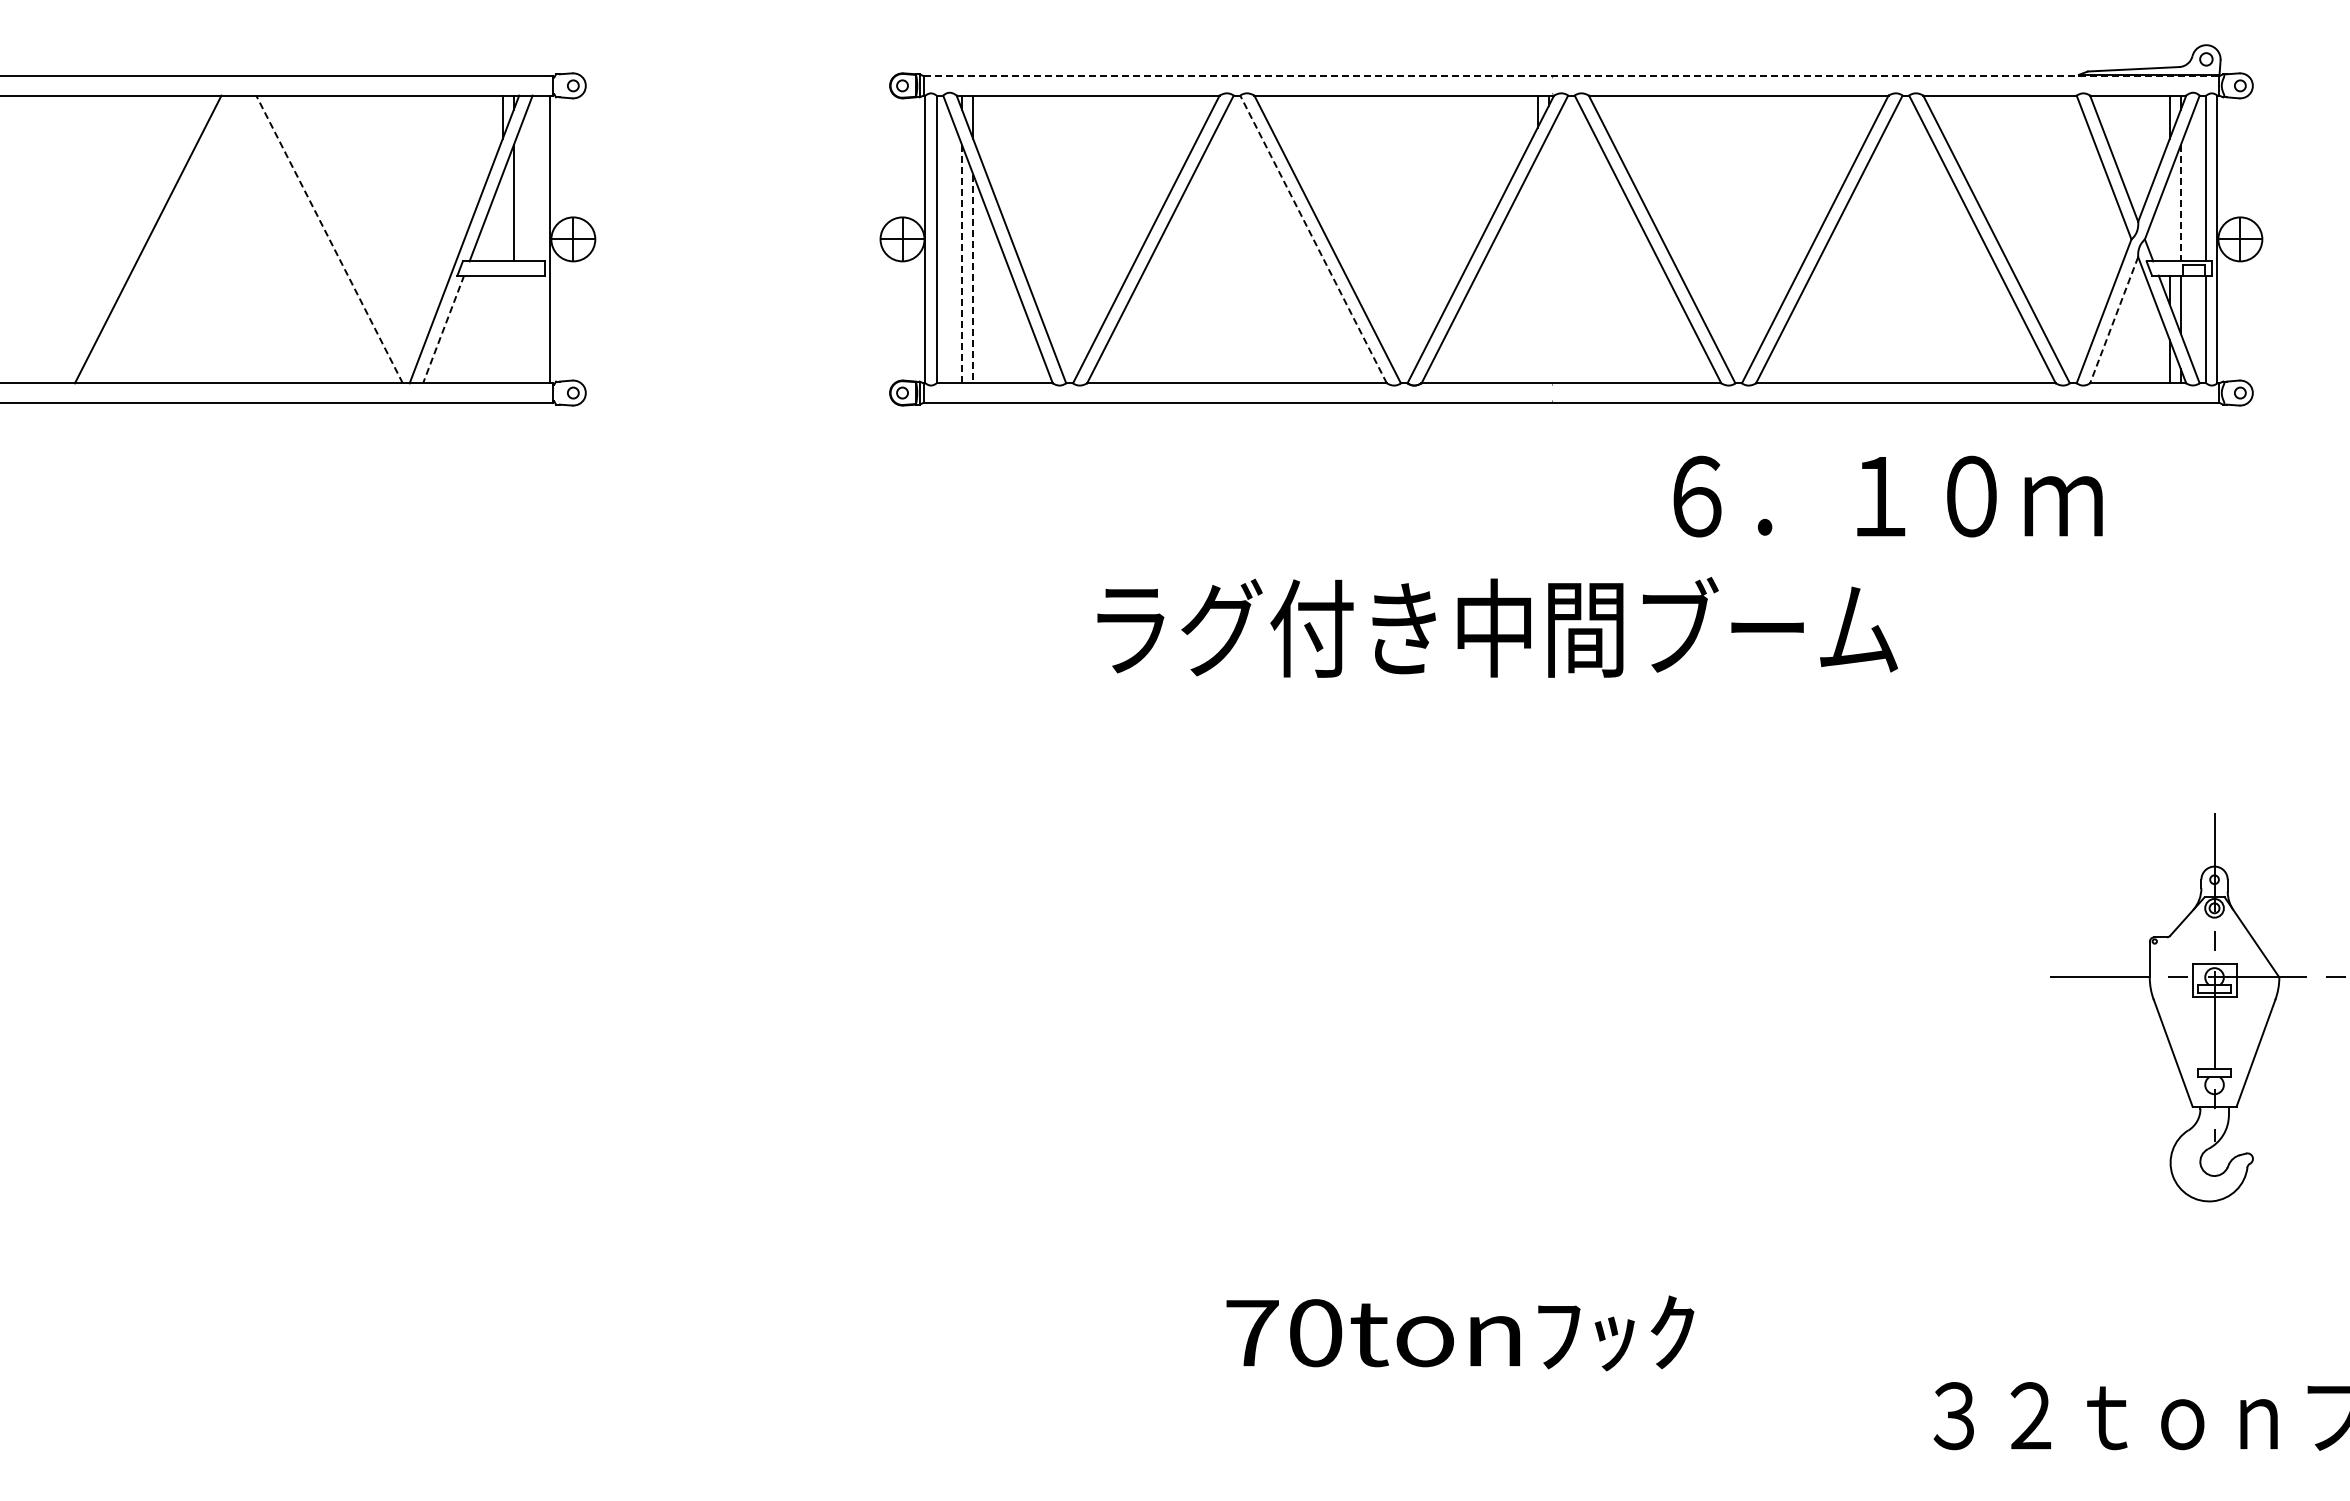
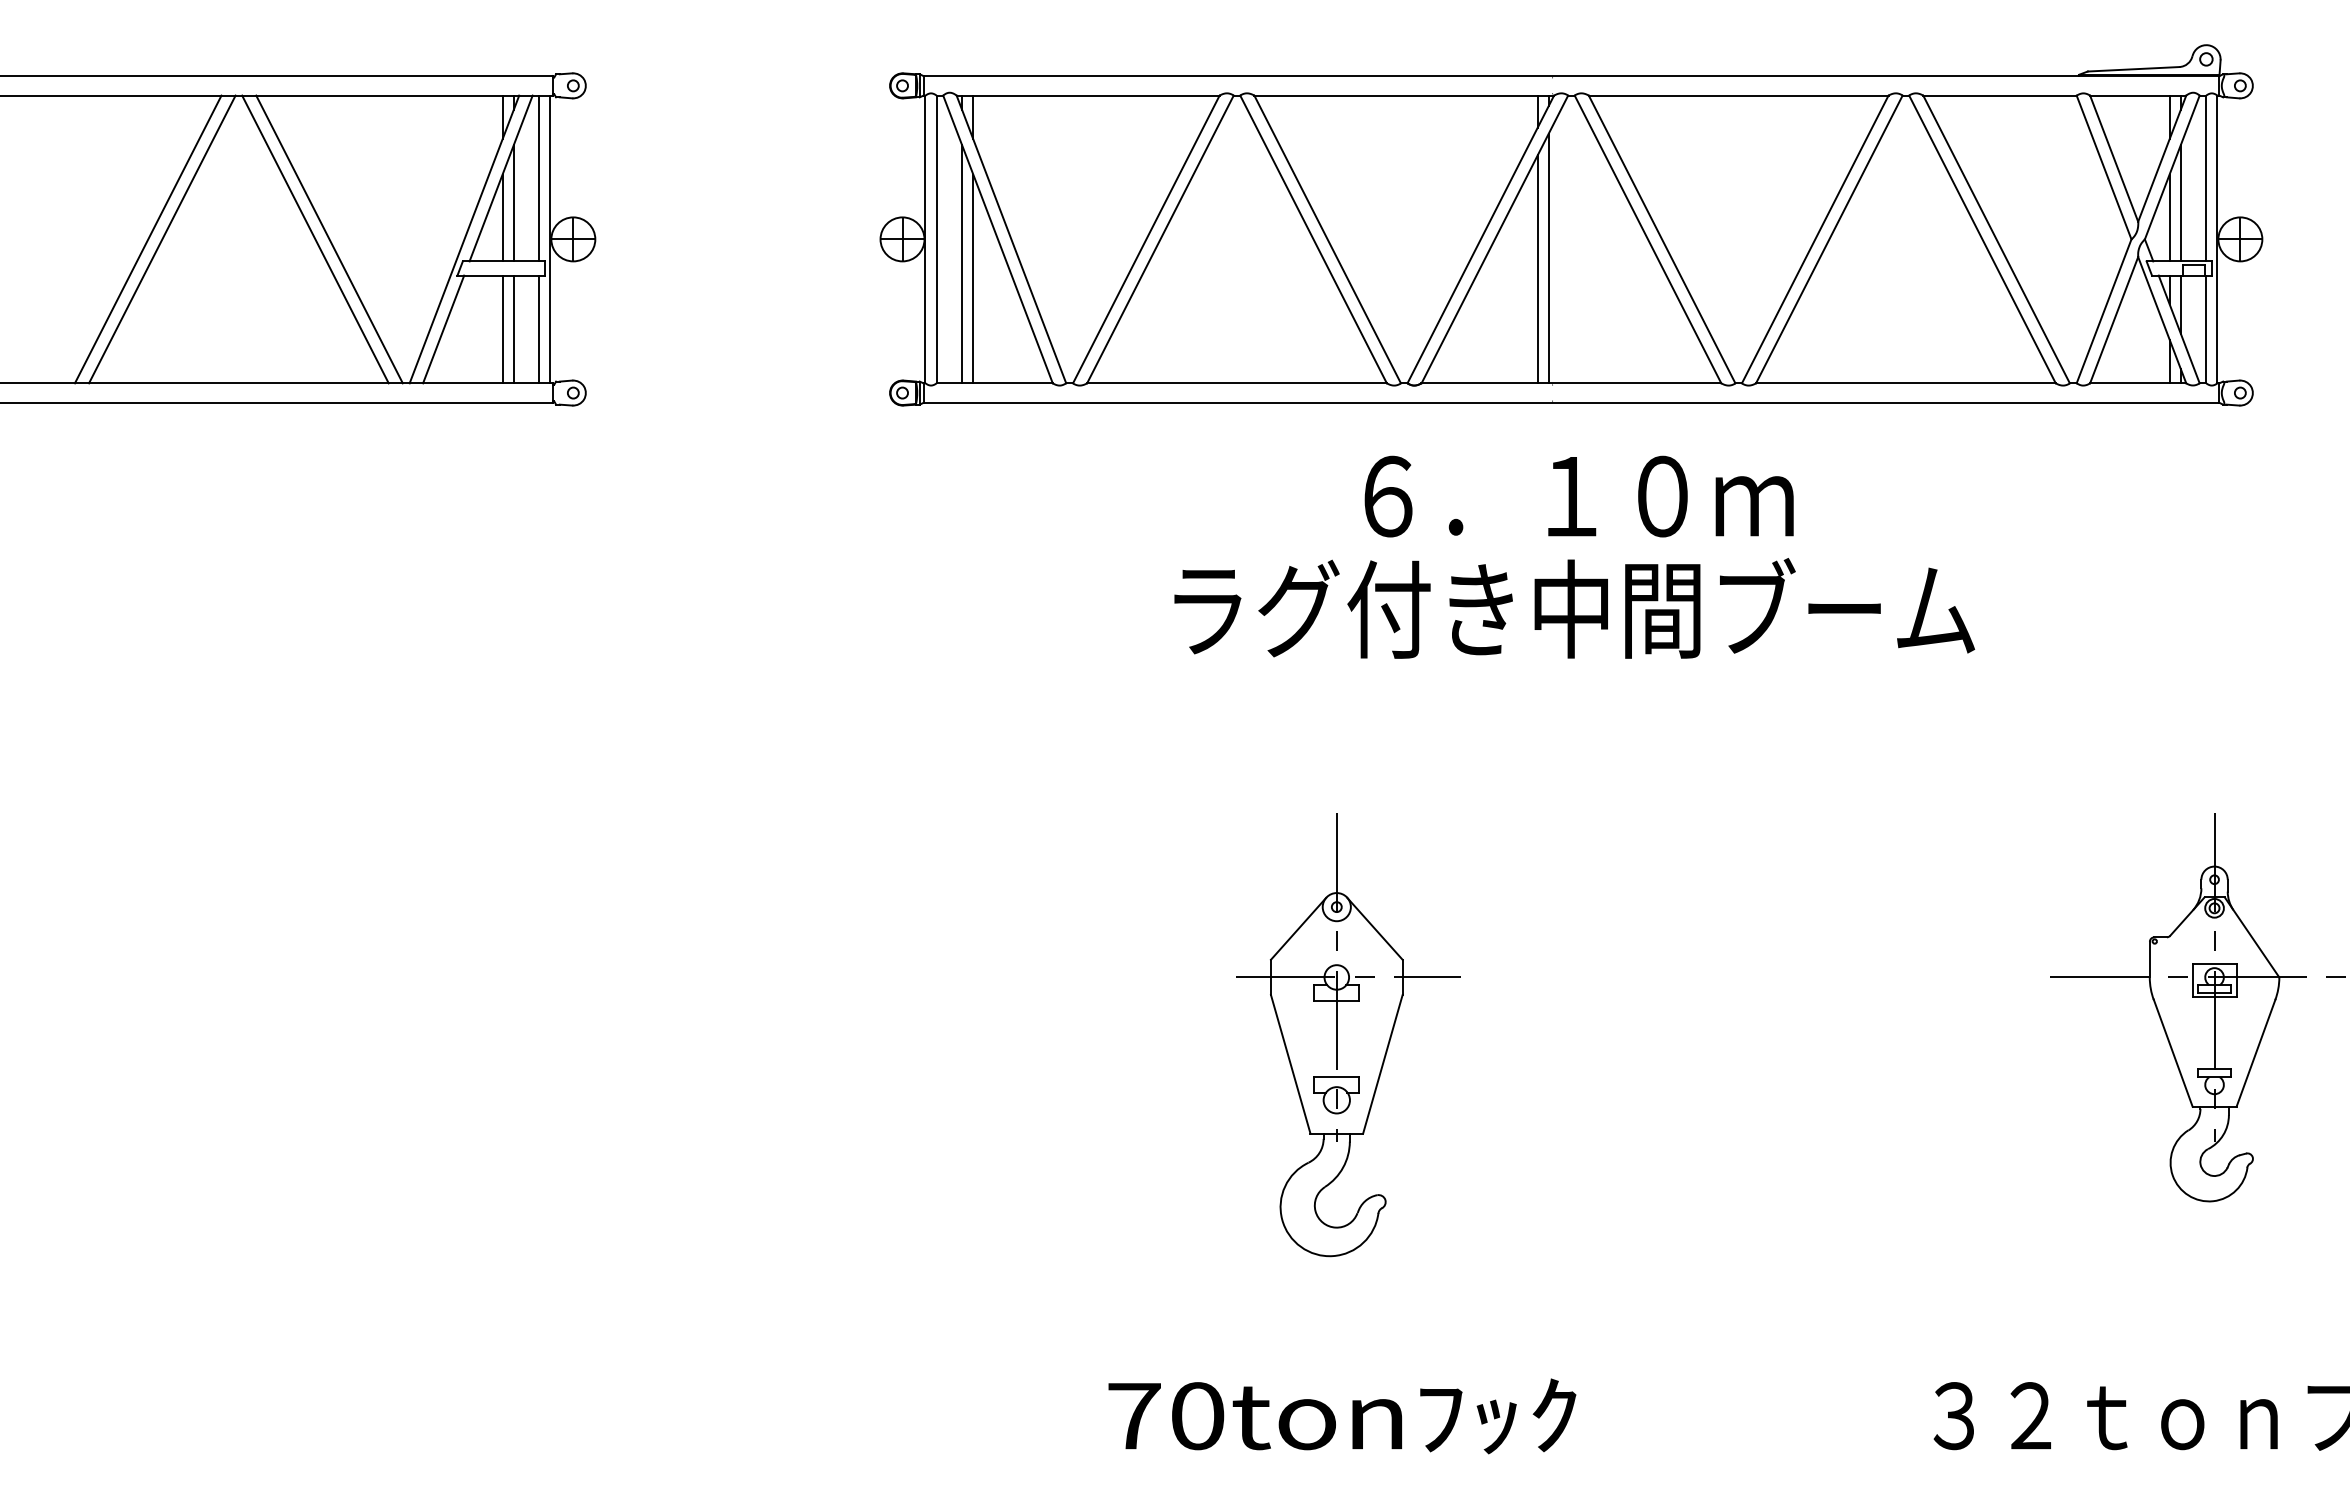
line: dashed -> solid (1571, 76)
line: none -> present (539, 178)
line: dashed -> solid (2180, 203)
line: none -> present (502, 217)
line: none -> present (2169, 217)
line: none -> present (162, 239)
line: none -> present (315, 239)
line: dashed -> solid (329, 239)
line: dashed -> solid (1313, 239)
line: none -> present (1548, 258)
line: dashed -> solid (962, 264)
line: none -> present (1537, 269)
line: dashed -> solid (973, 279)
line: dashed -> solid (2114, 320)
line: dashed -> solid (443, 329)
line: none -> present (502, 329)
line: none -> present (513, 329)
line: none -> present (539, 329)
text position: (1887, 496) -> (1578, 496) (1578, 496)
text position: (1497, 627) -> (1574, 608) (1574, 608)
part: none -> present (1348, 1035)
text position: (1460, 1333) -> (1342, 1416) (1342, 1416)
